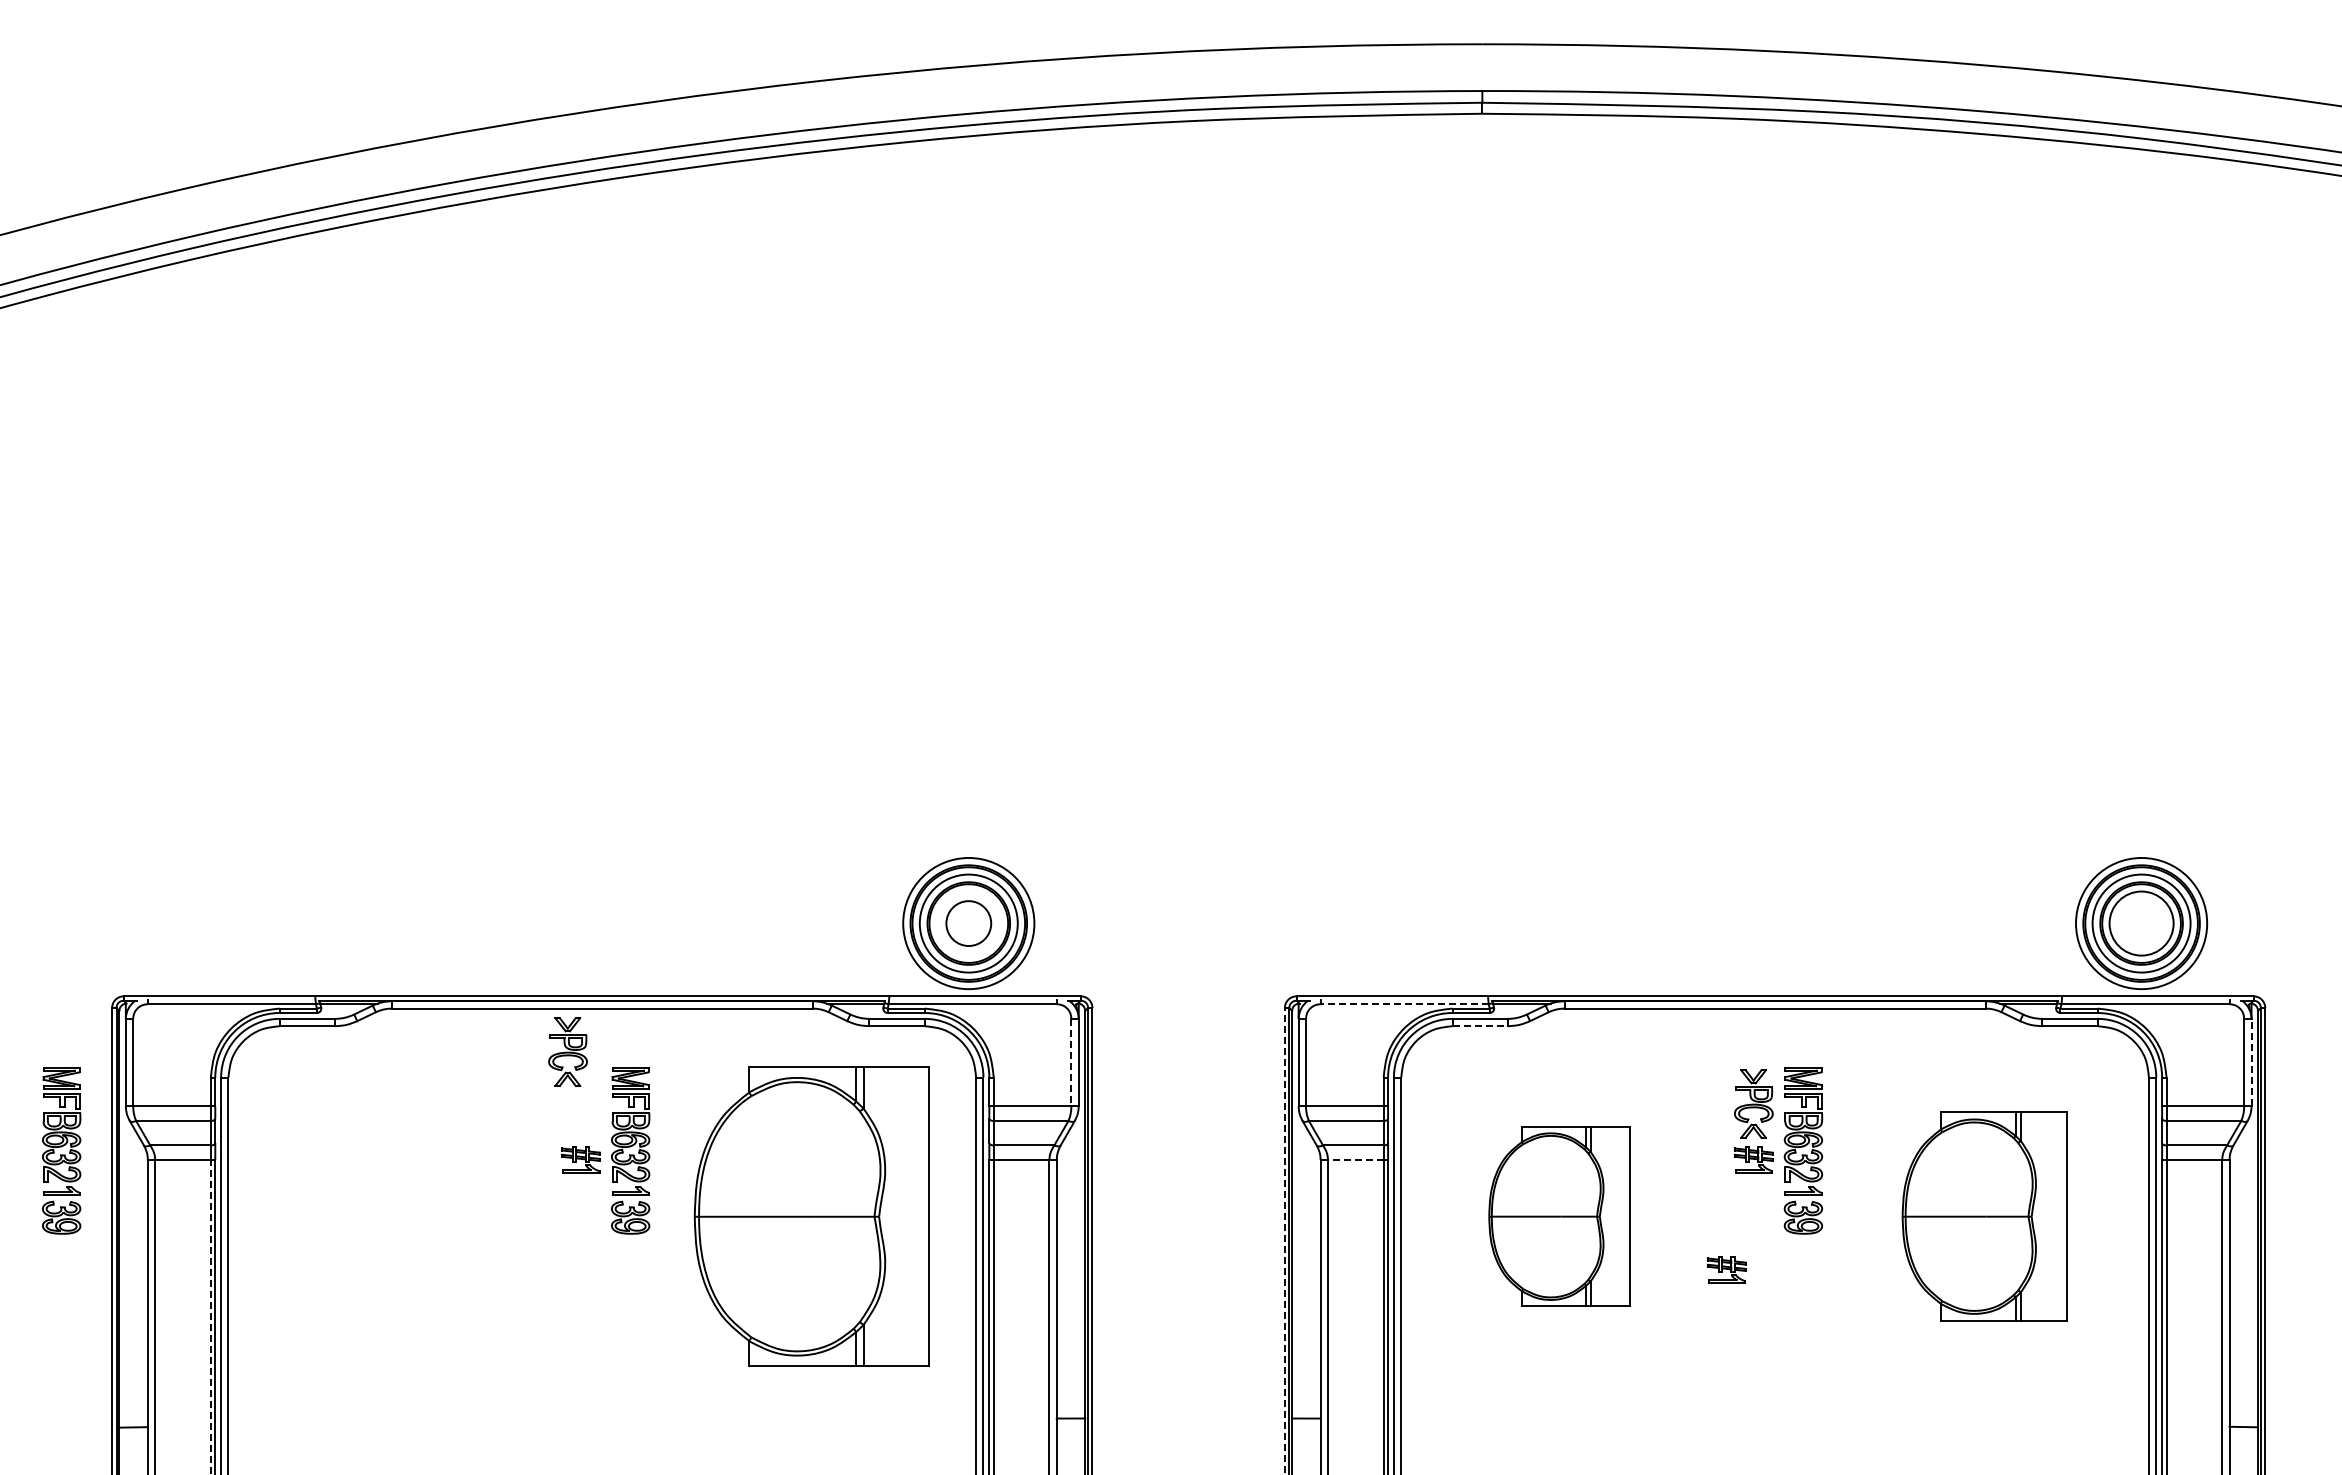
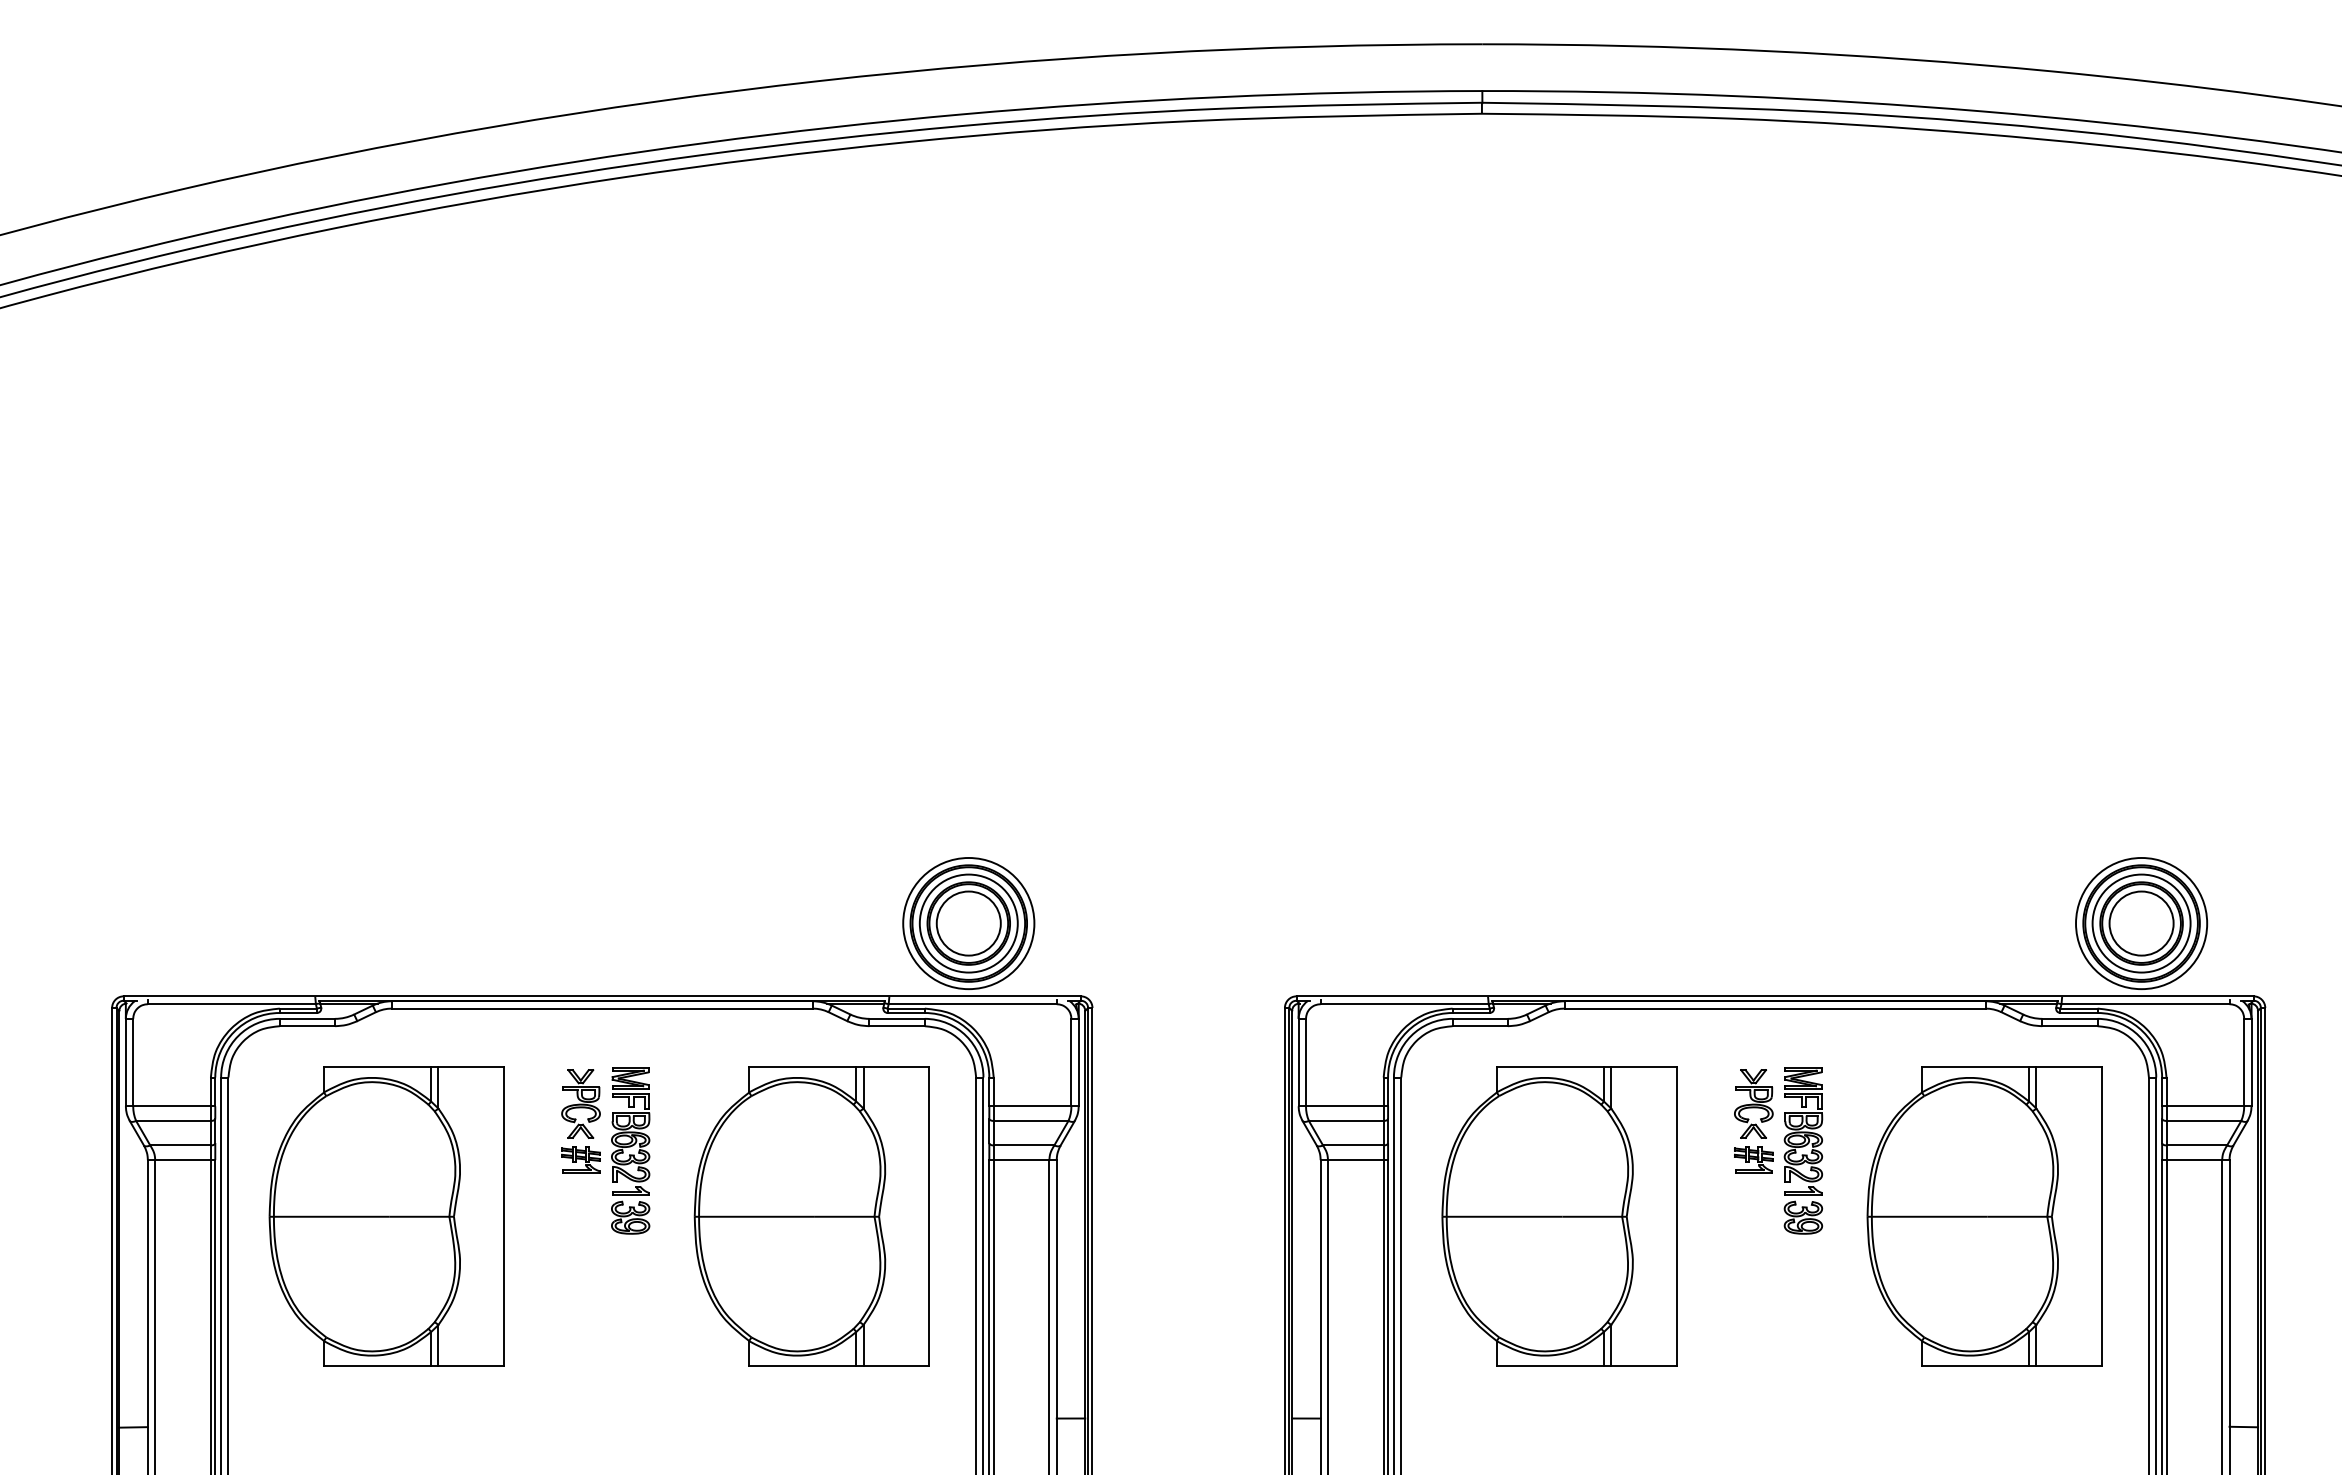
circle diameter: 45 px -> 64 px (968, 923)
line: dashed -> solid (1404, 1004)
line: dashed -> solid (1480, 1026)
part position: (567, 1051) -> (580, 1103) (580, 1103)
line: dashed -> solid (1071, 1062)
line: dashed -> solid (2251, 1062)
part: present -> none (61, 1150)
line: dashed -> solid (1355, 1160)
part: none -> present (386, 1216)
part size: 143x181 px -> 237x301 px (1559, 1216)
part size: 167x211 px -> 237x301 px (1984, 1216)
line: dashed -> solid (1284, 1240)
part: present -> none (1726, 1269)
line: dashed -> solid (210, 1317)
